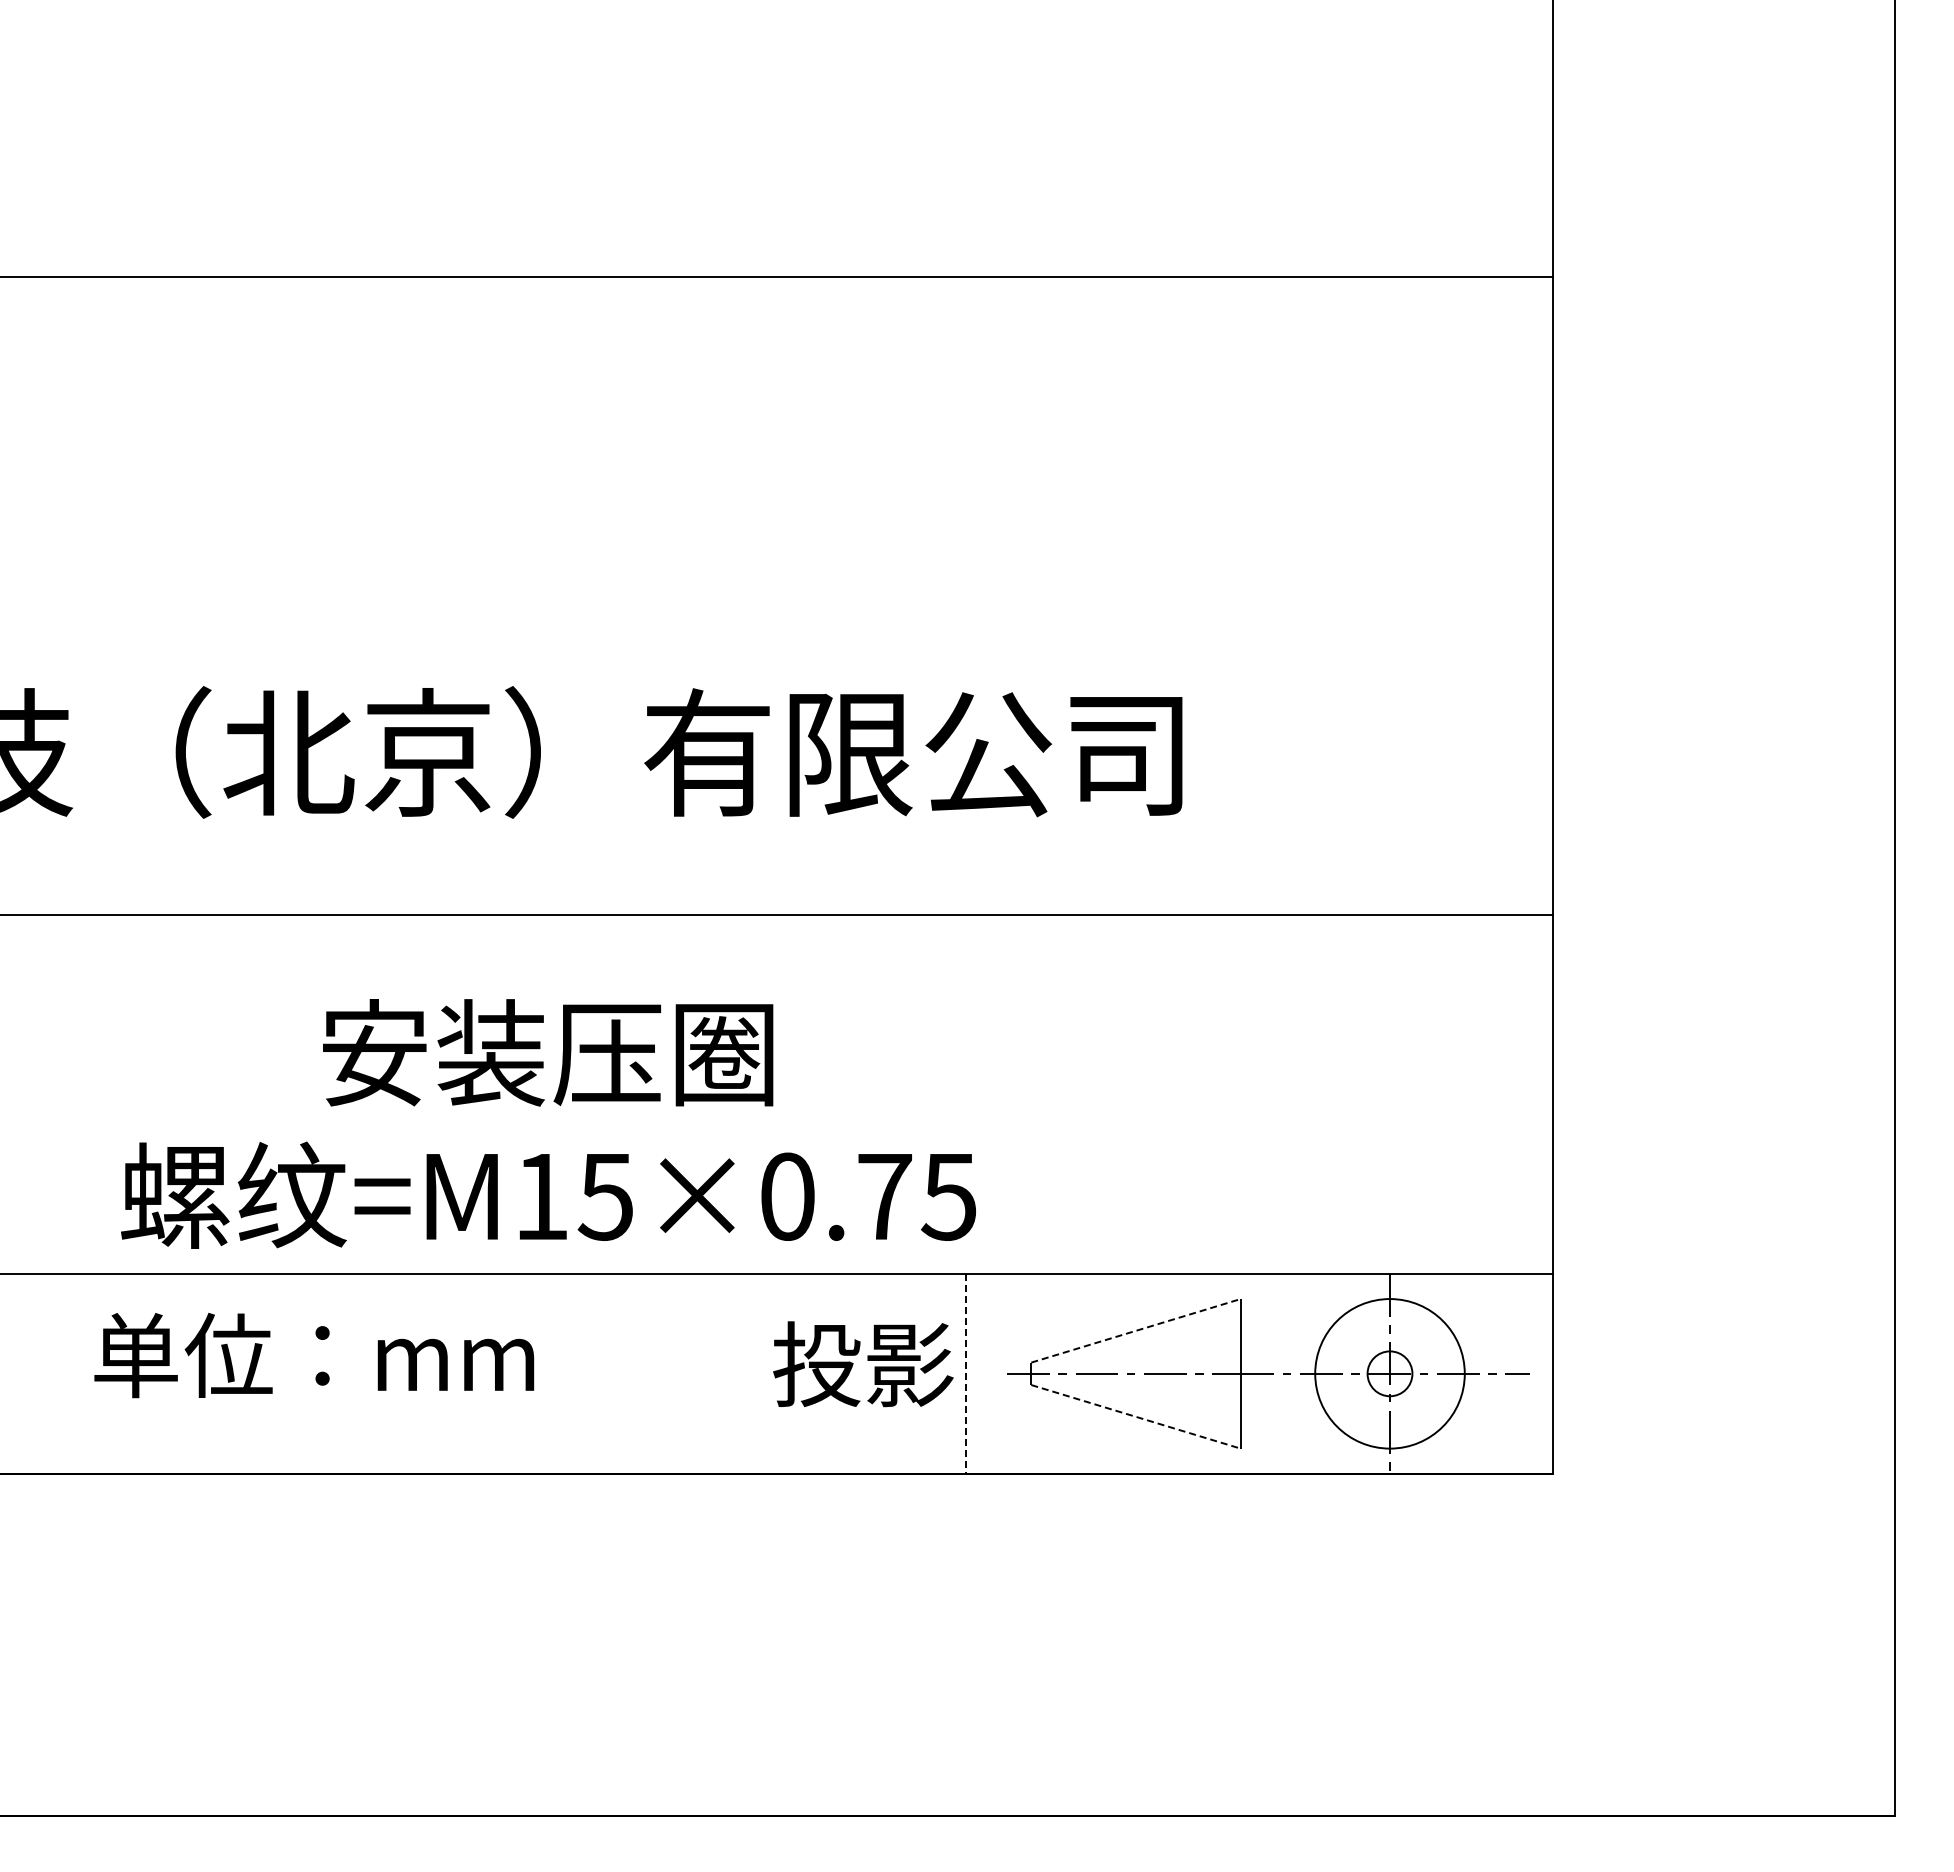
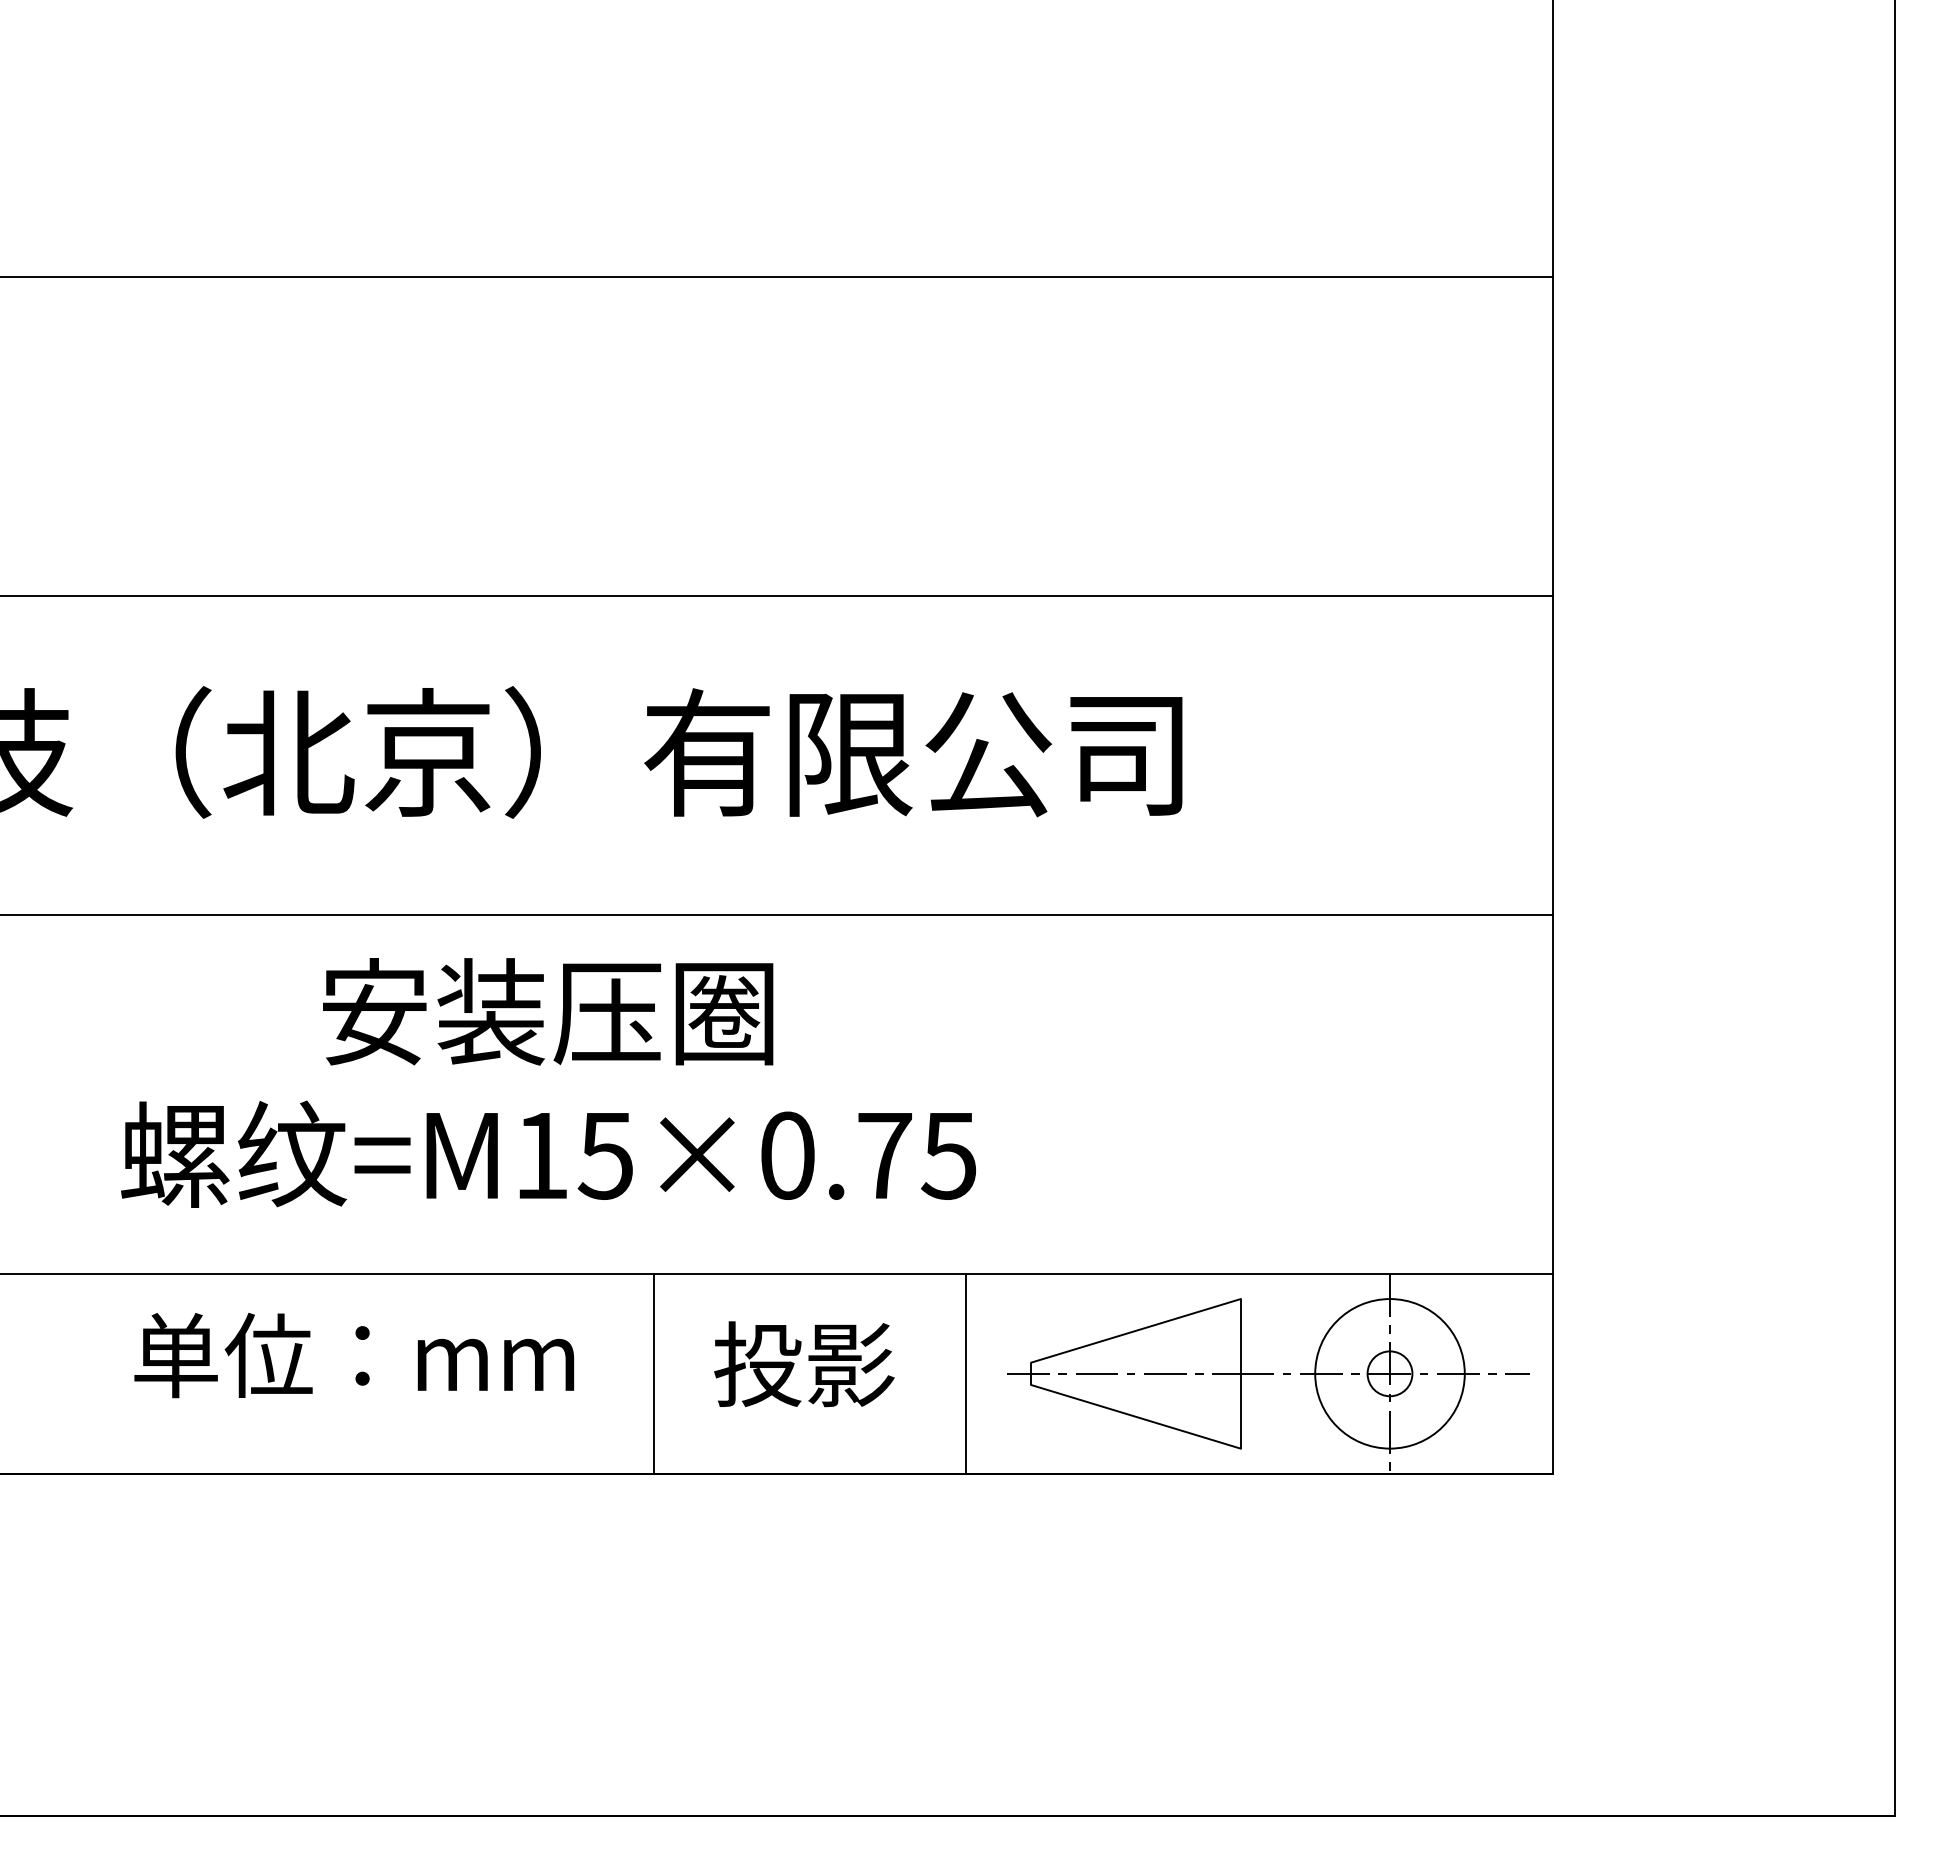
line: none -> present (777, 596)
text position: (548, 1123) -> (548, 1082) (548, 1082)
line: dashed -> solid (1136, 1330)
text position: (314, 1355) -> (354, 1355) (354, 1355)
text position: (863, 1364) -> (804, 1364) (804, 1364)
line: none -> present (653, 1373)
line: dashed -> solid (965, 1373)
line: dashed -> solid (1136, 1416)
